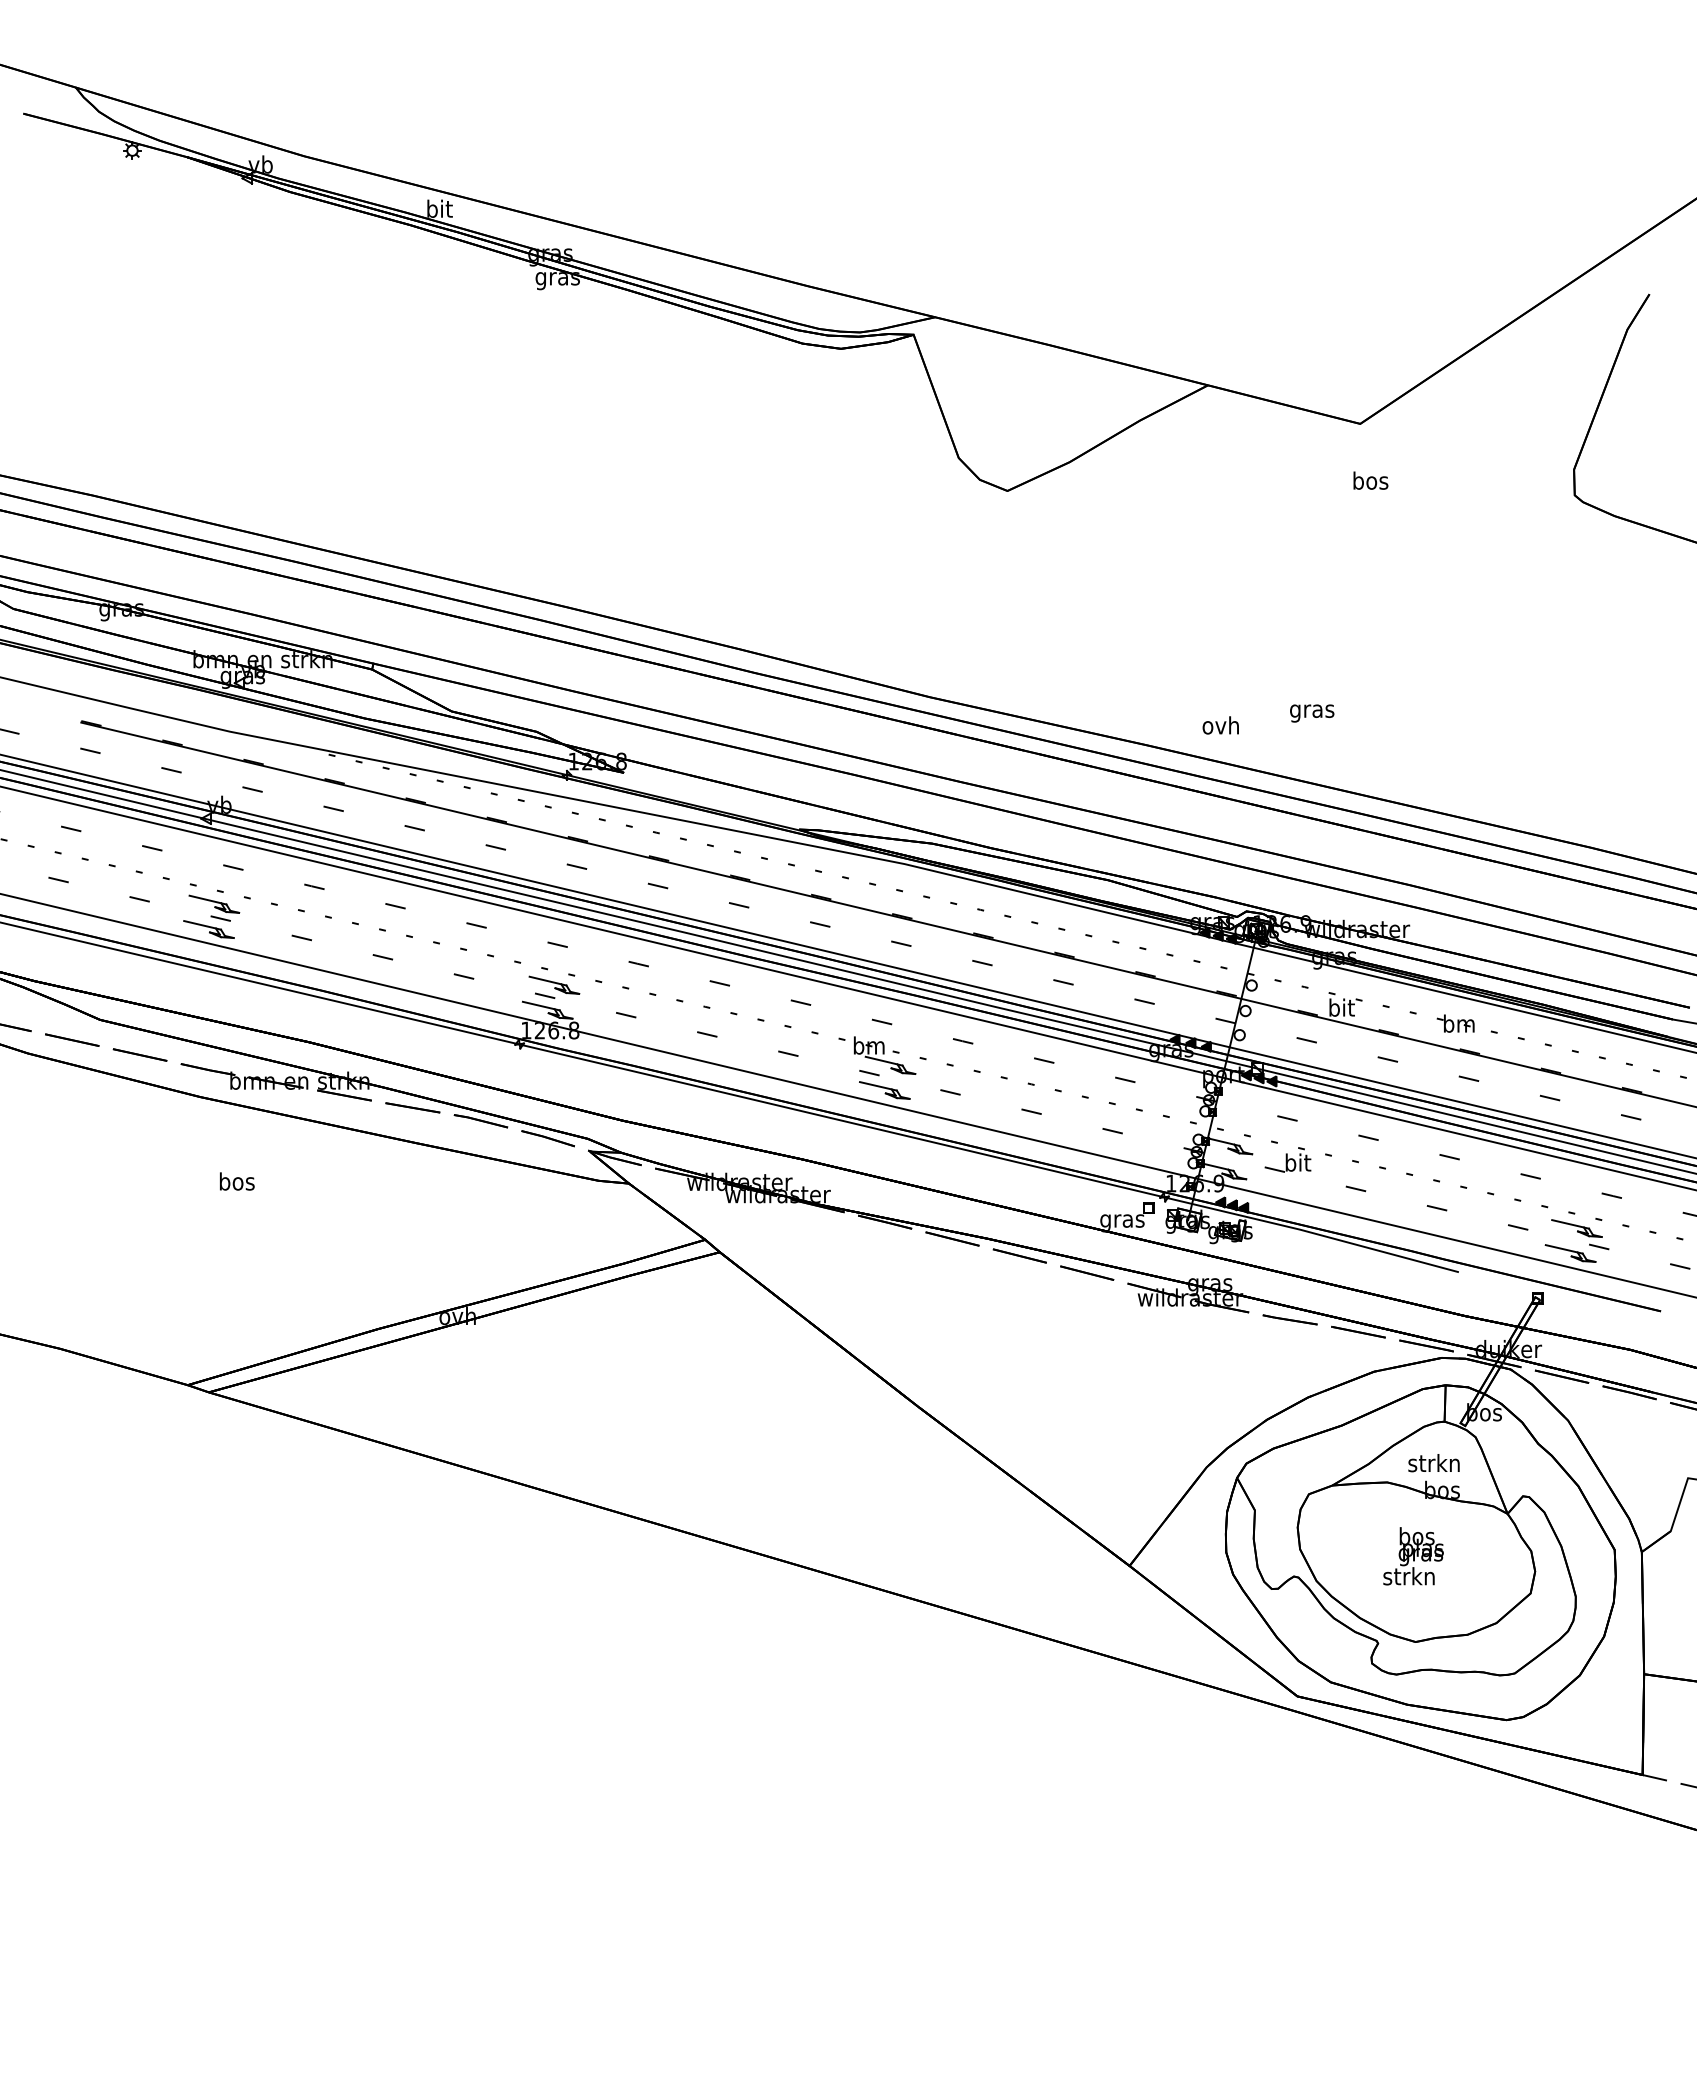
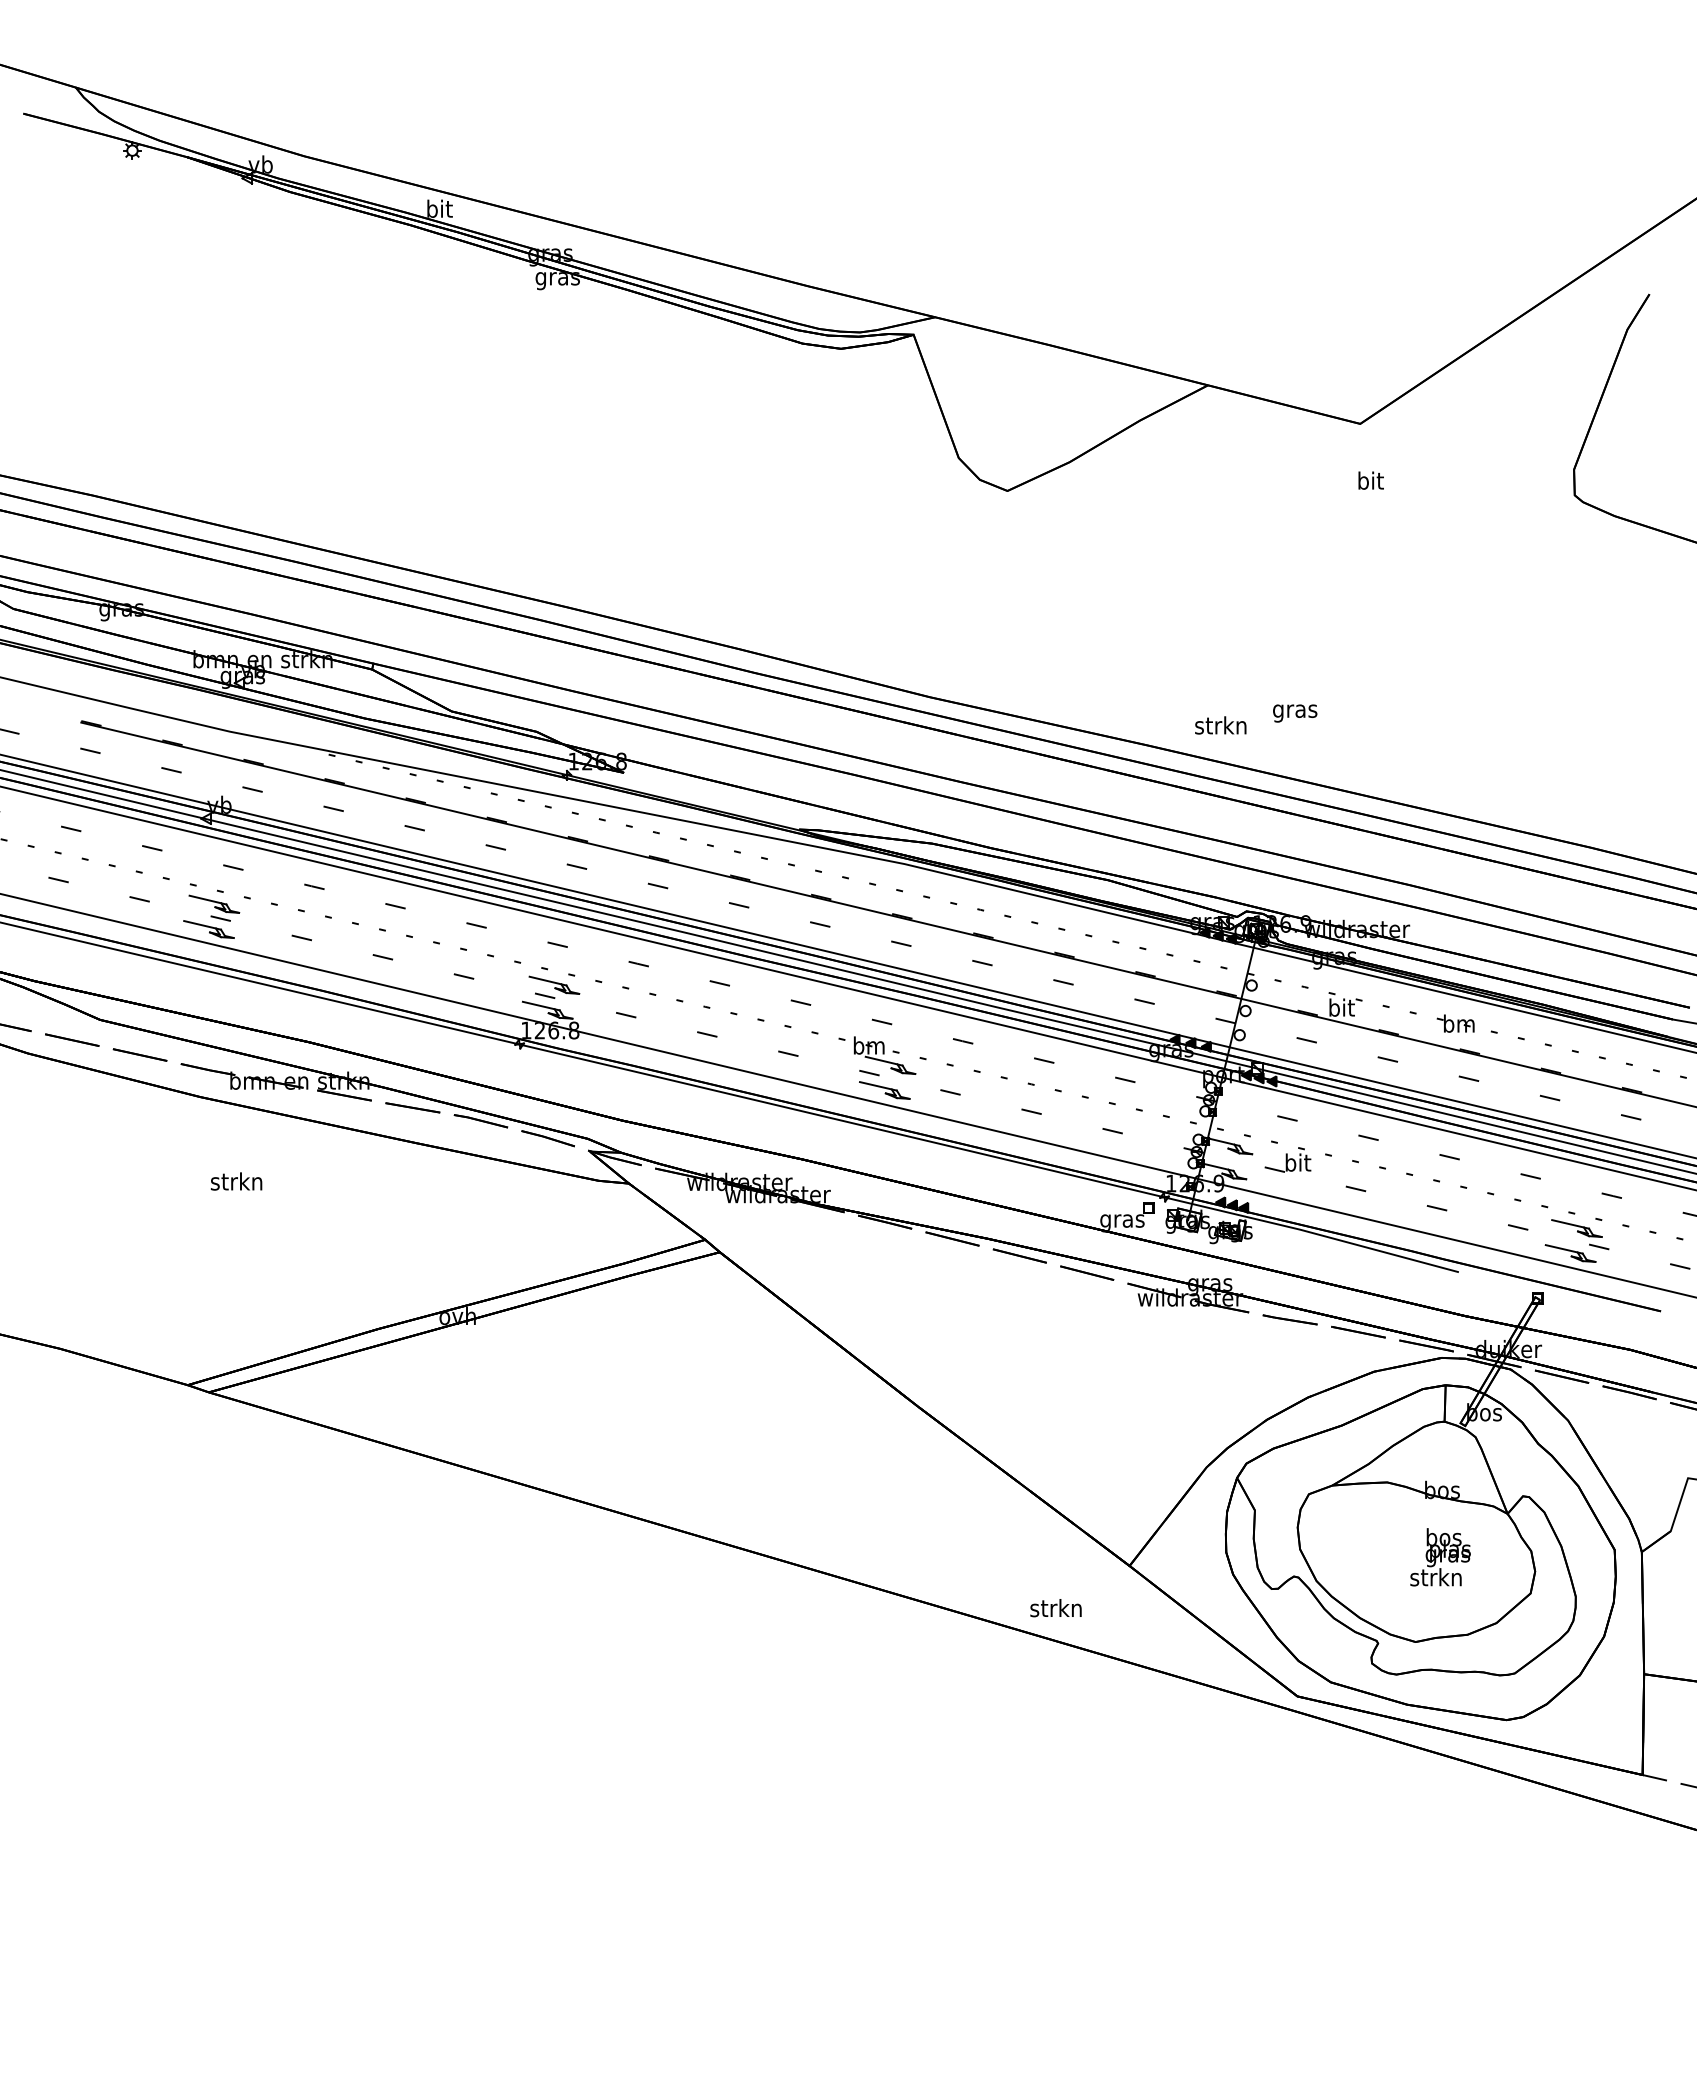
text: bos -> bit (1370, 480)
text position: (1312, 713) -> (1295, 713) (1295, 713)
text: ovh -> strkn (1220, 725)
text: bos -> strkn (236, 1181)
text position: (1433, 1463) -> (1055, 1608) (1055, 1608)
text position: (1413, 1556) -> (1440, 1557) (1440, 1557)
